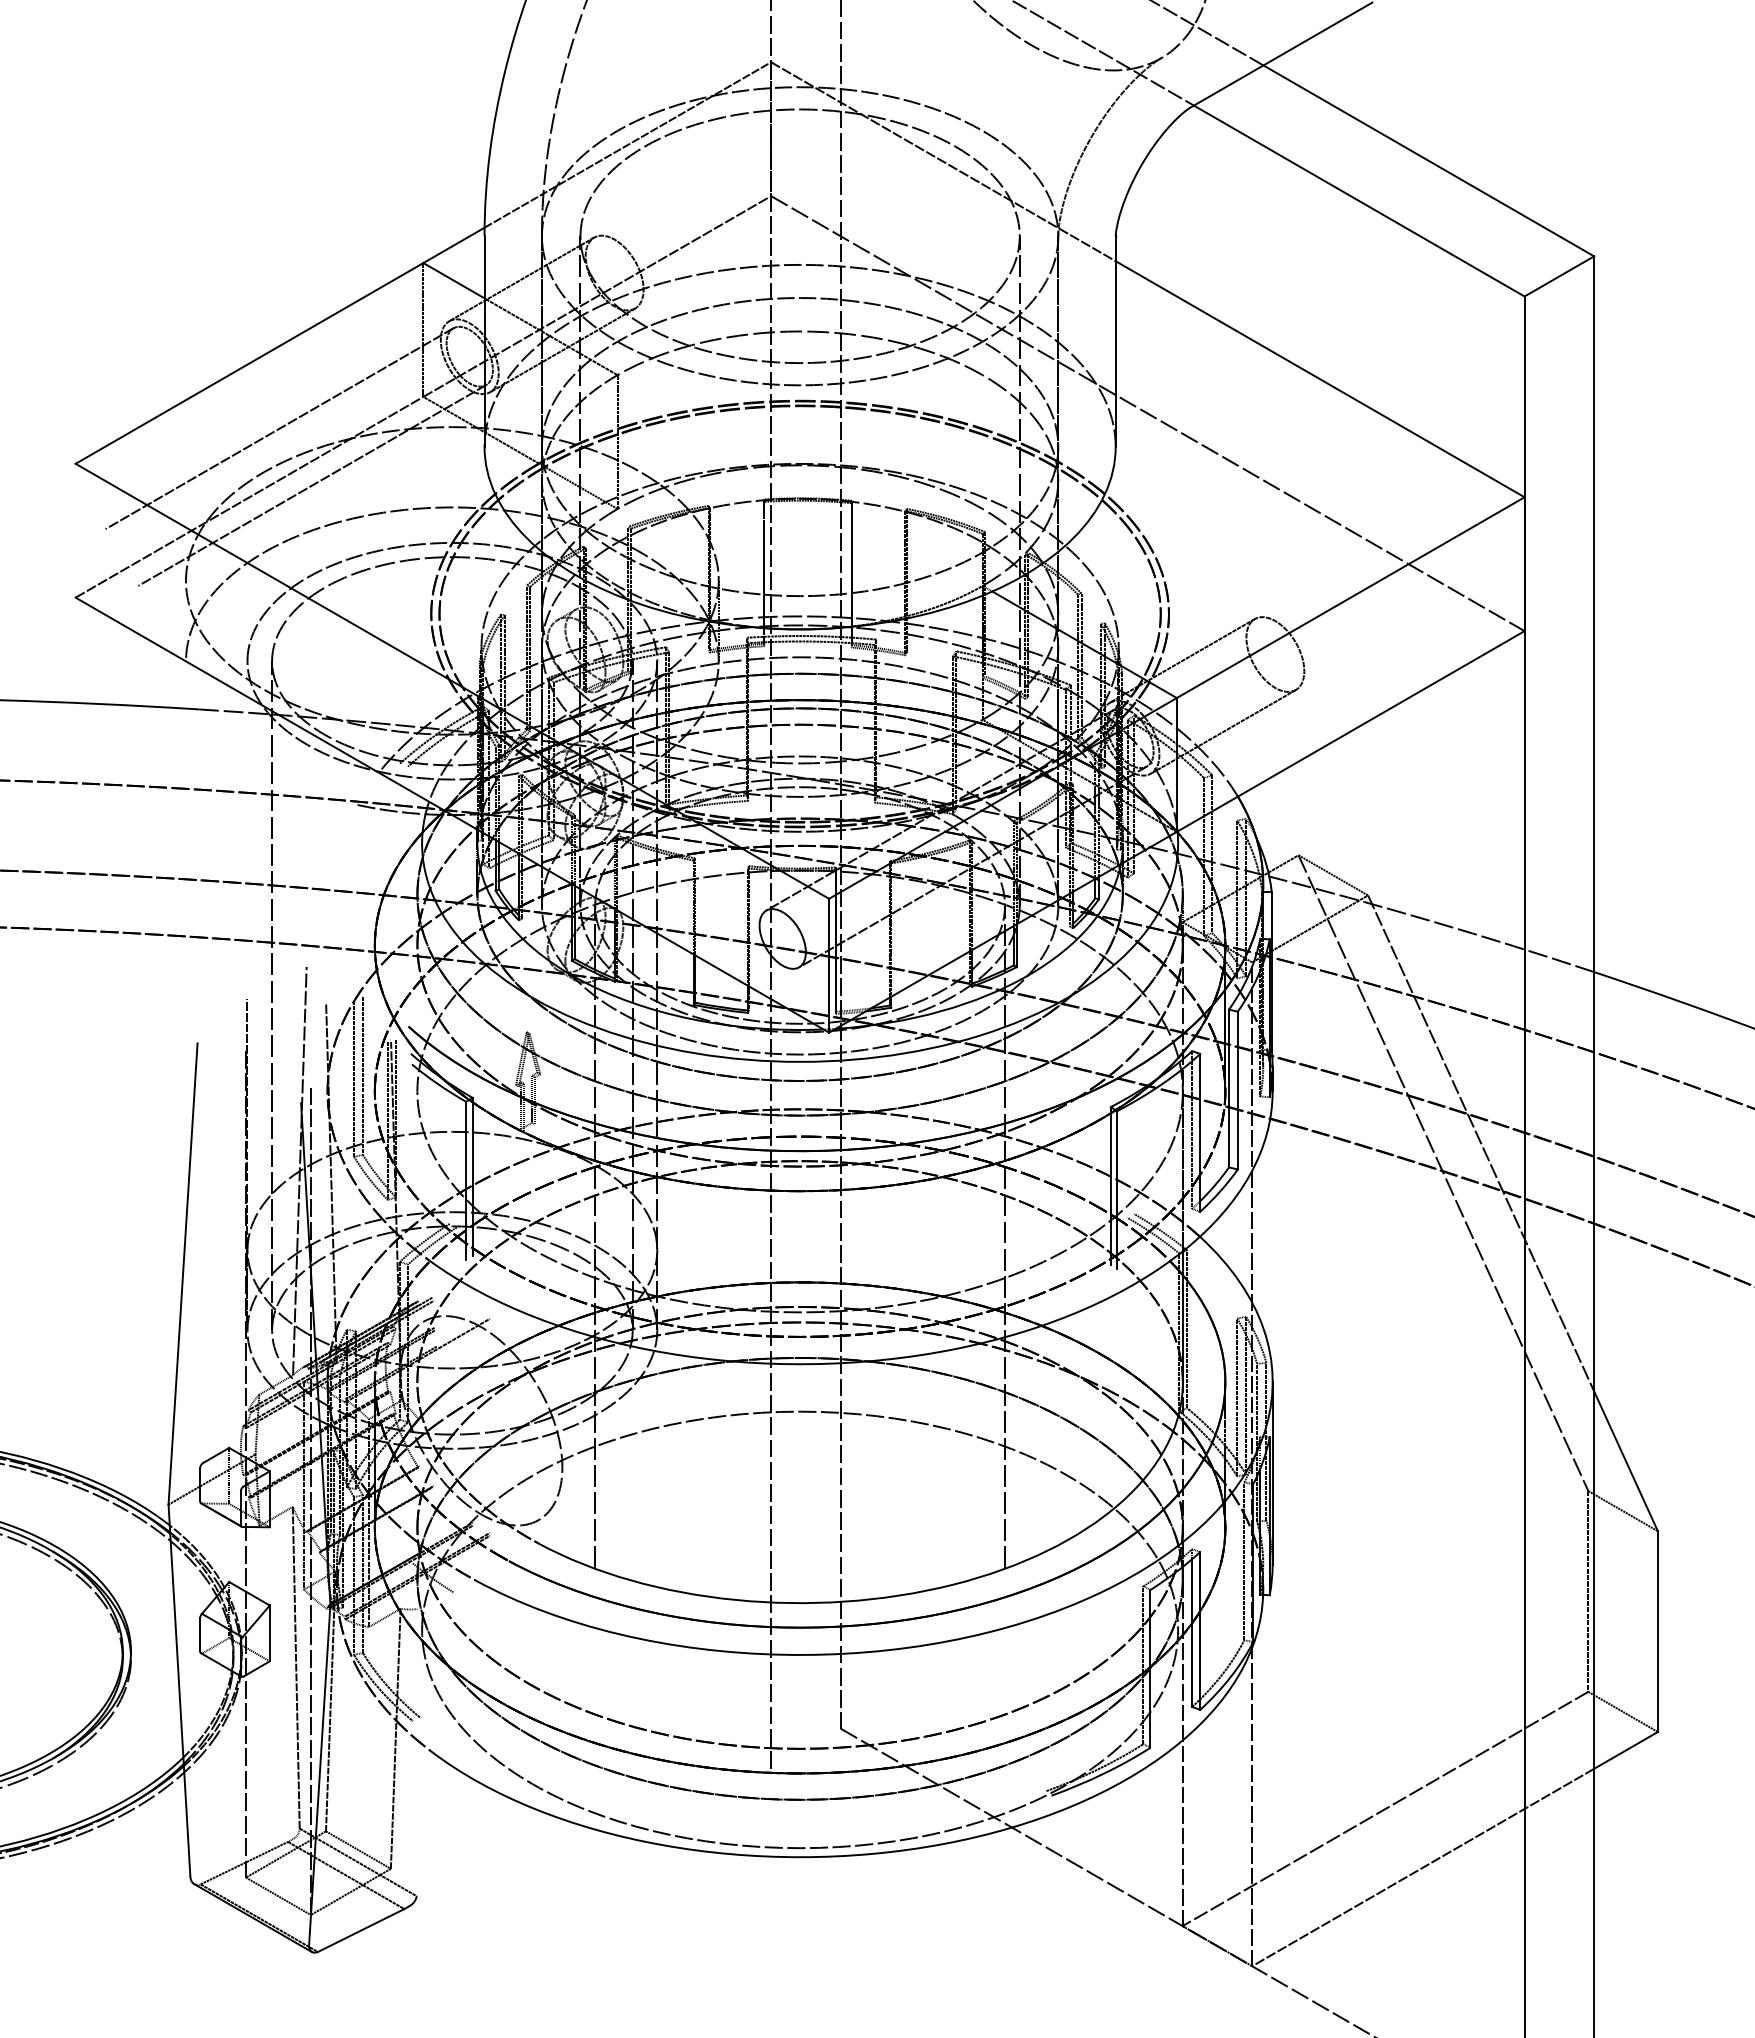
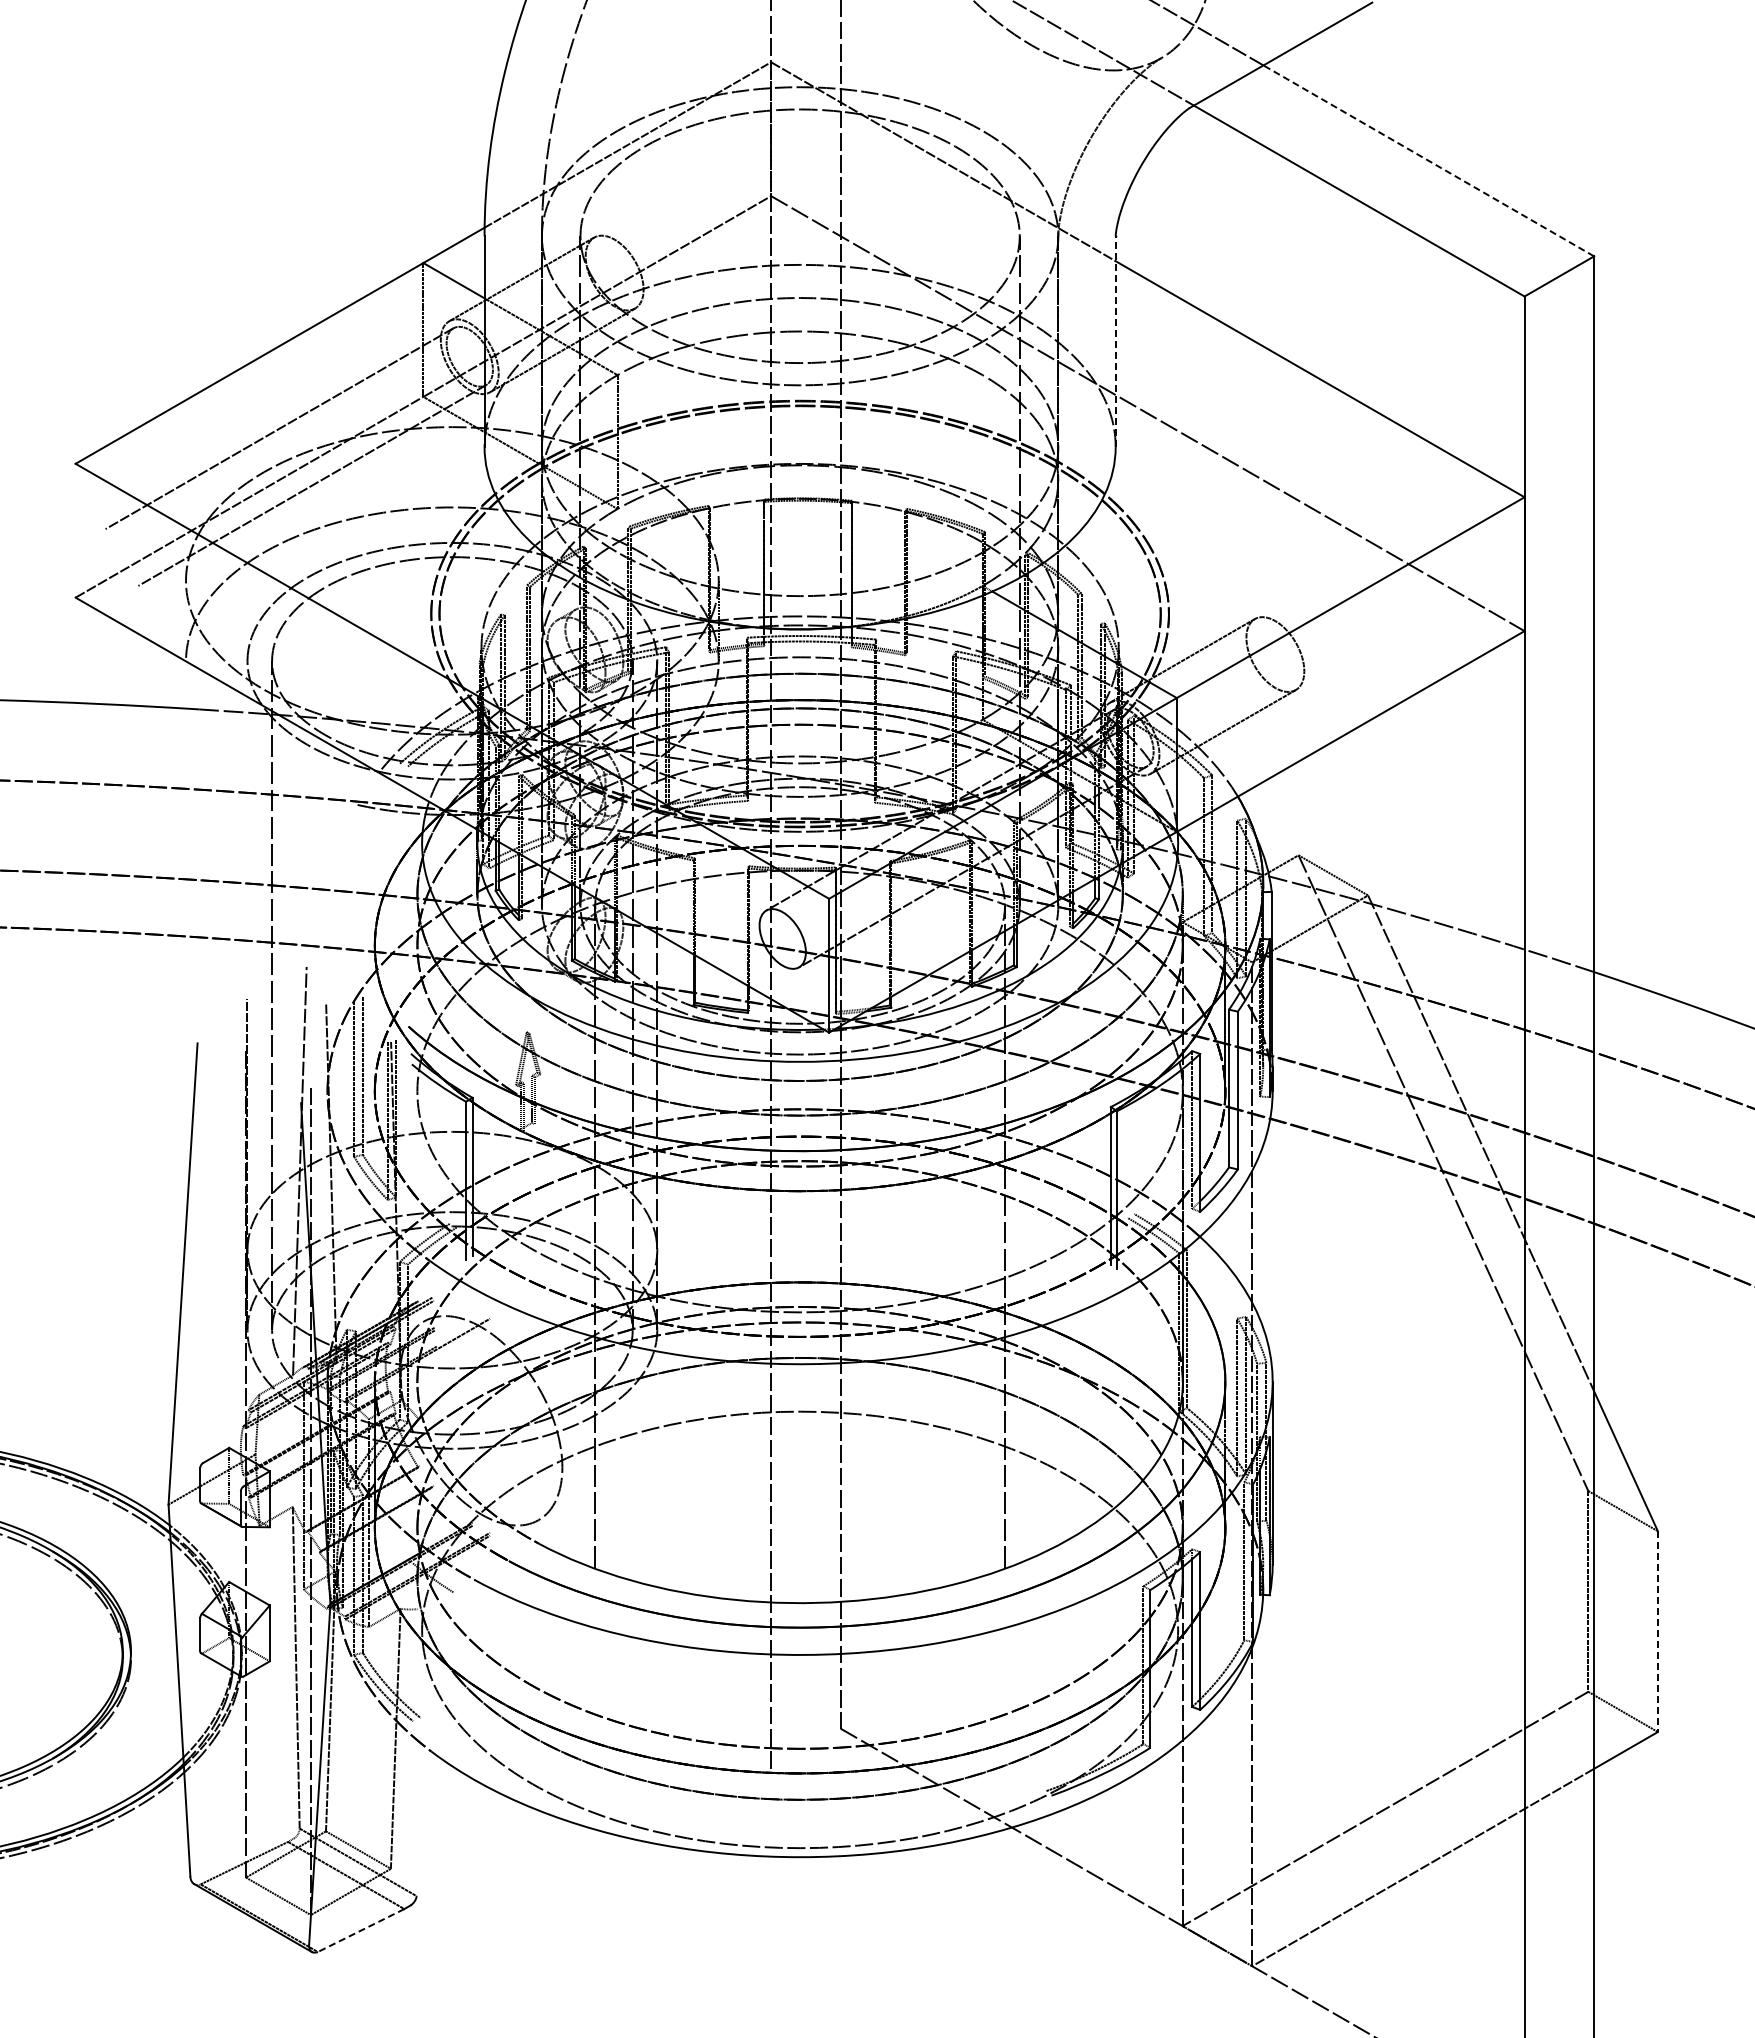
line: solid -> dashed (1428, 160)
line: solid -> dashed (1115, 341)
line: solid -> dashed (1657, 1632)
line: solid -> dashed (360, 1930)
